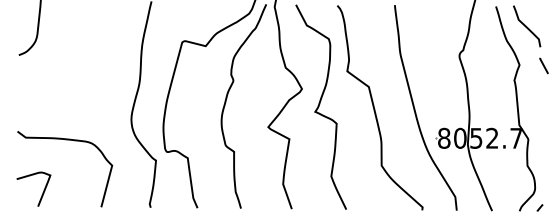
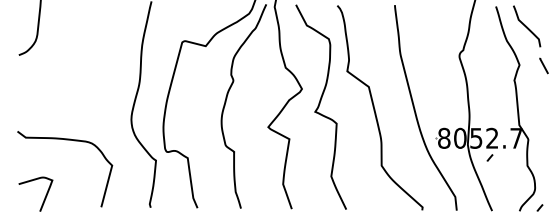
curve: none -> present (489, 157)
curve position: (42, 192) -> (44, 197) (44, 197)
